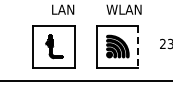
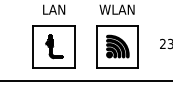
text position: (63, 9) -> (54, 9) (54, 9)
text position: (123, 9) -> (116, 9) (116, 9)
line: dashed -> solid (138, 47)
